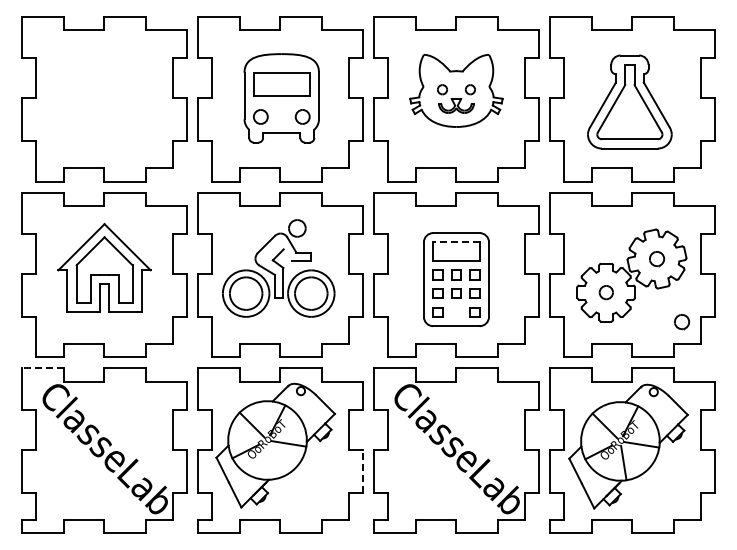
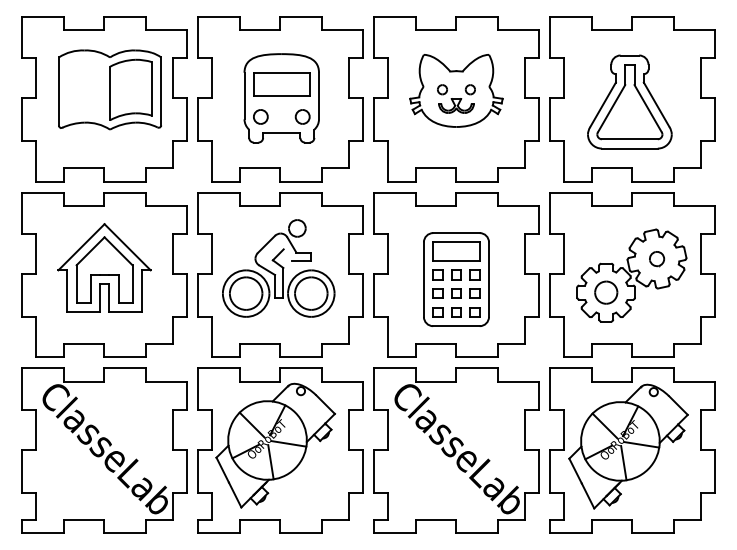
part: none -> present (109, 89)
line: dashed -> solid (455, 242)
part size: 16x16 px -> 25x25 px (606, 292)
part: none -> present (456, 312)
part: present -> none (682, 322)
line: dashed -> solid (43, 368)
line: none -> present (270, 462)
line: dashed -> solid (363, 471)
